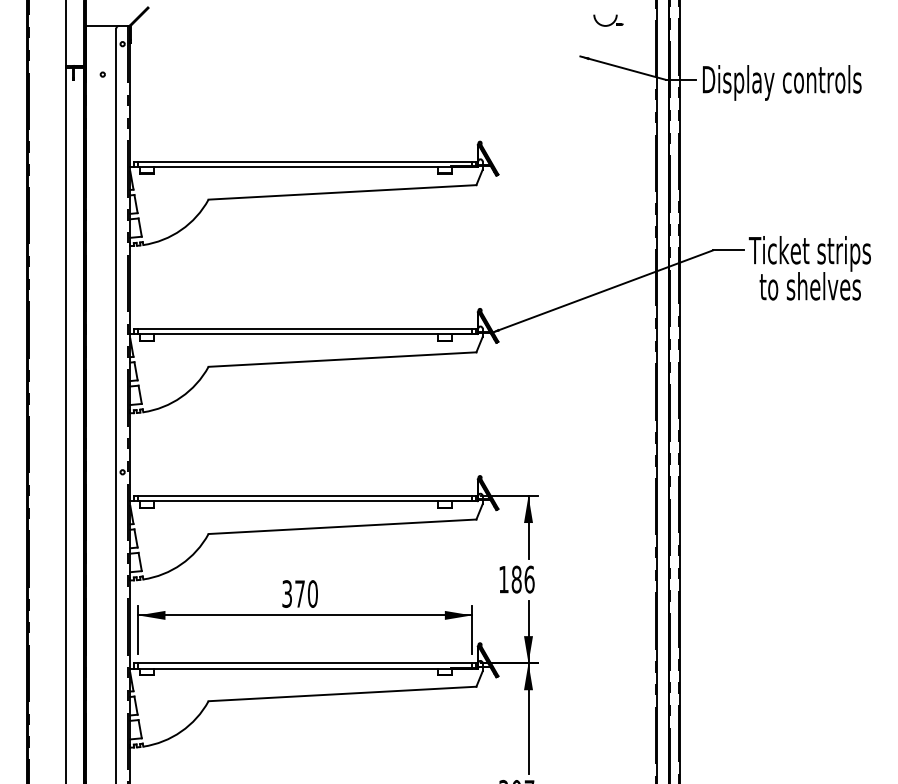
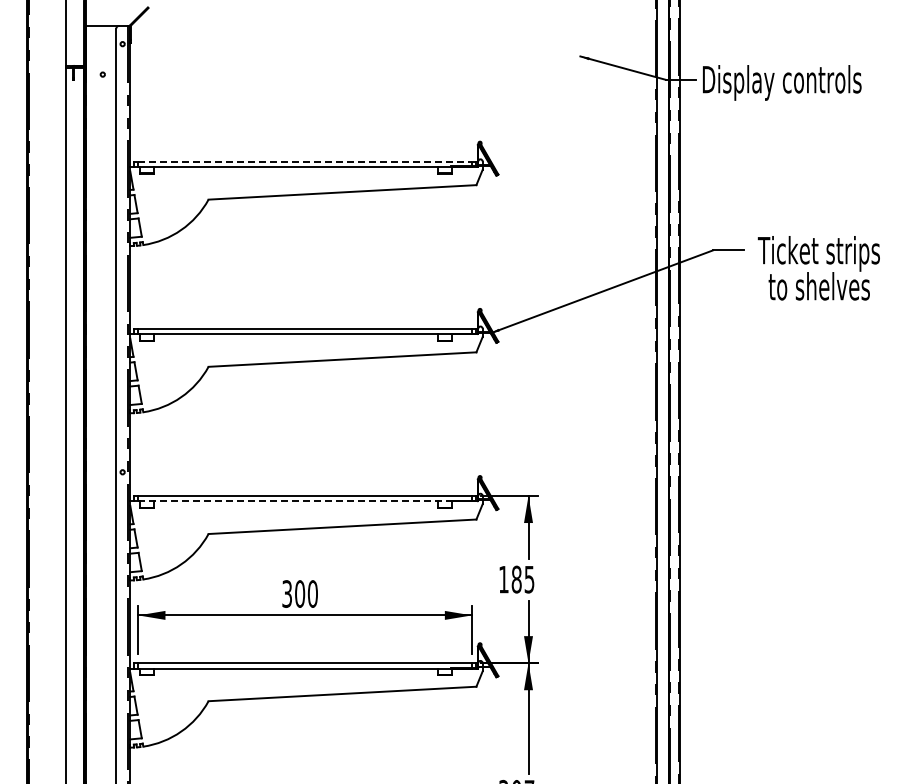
part: present -> none (608, 20)
line: solid -> dashed (305, 161)
text position: (809, 268) -> (818, 268) (818, 268)
line: solid -> dashed (305, 501)
text: 186 -> 185 (529, 579)
text: 370 -> 300 (300, 593)
